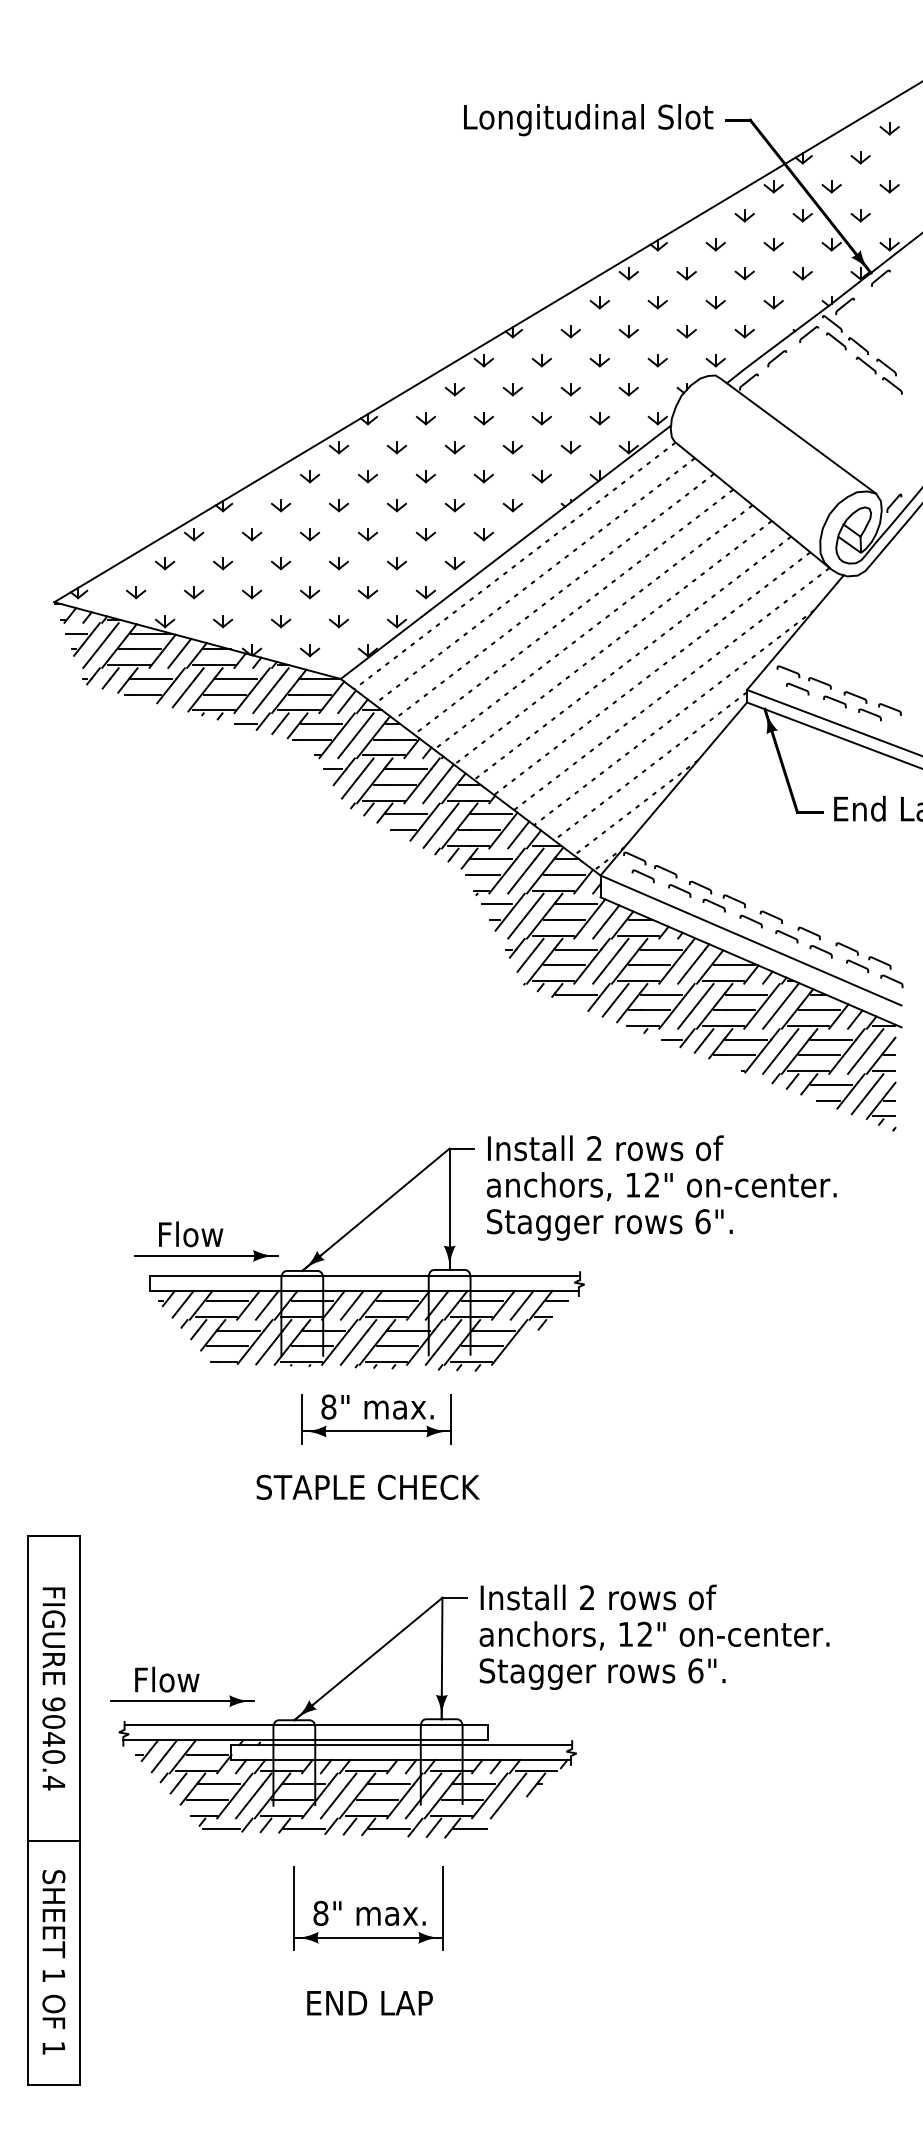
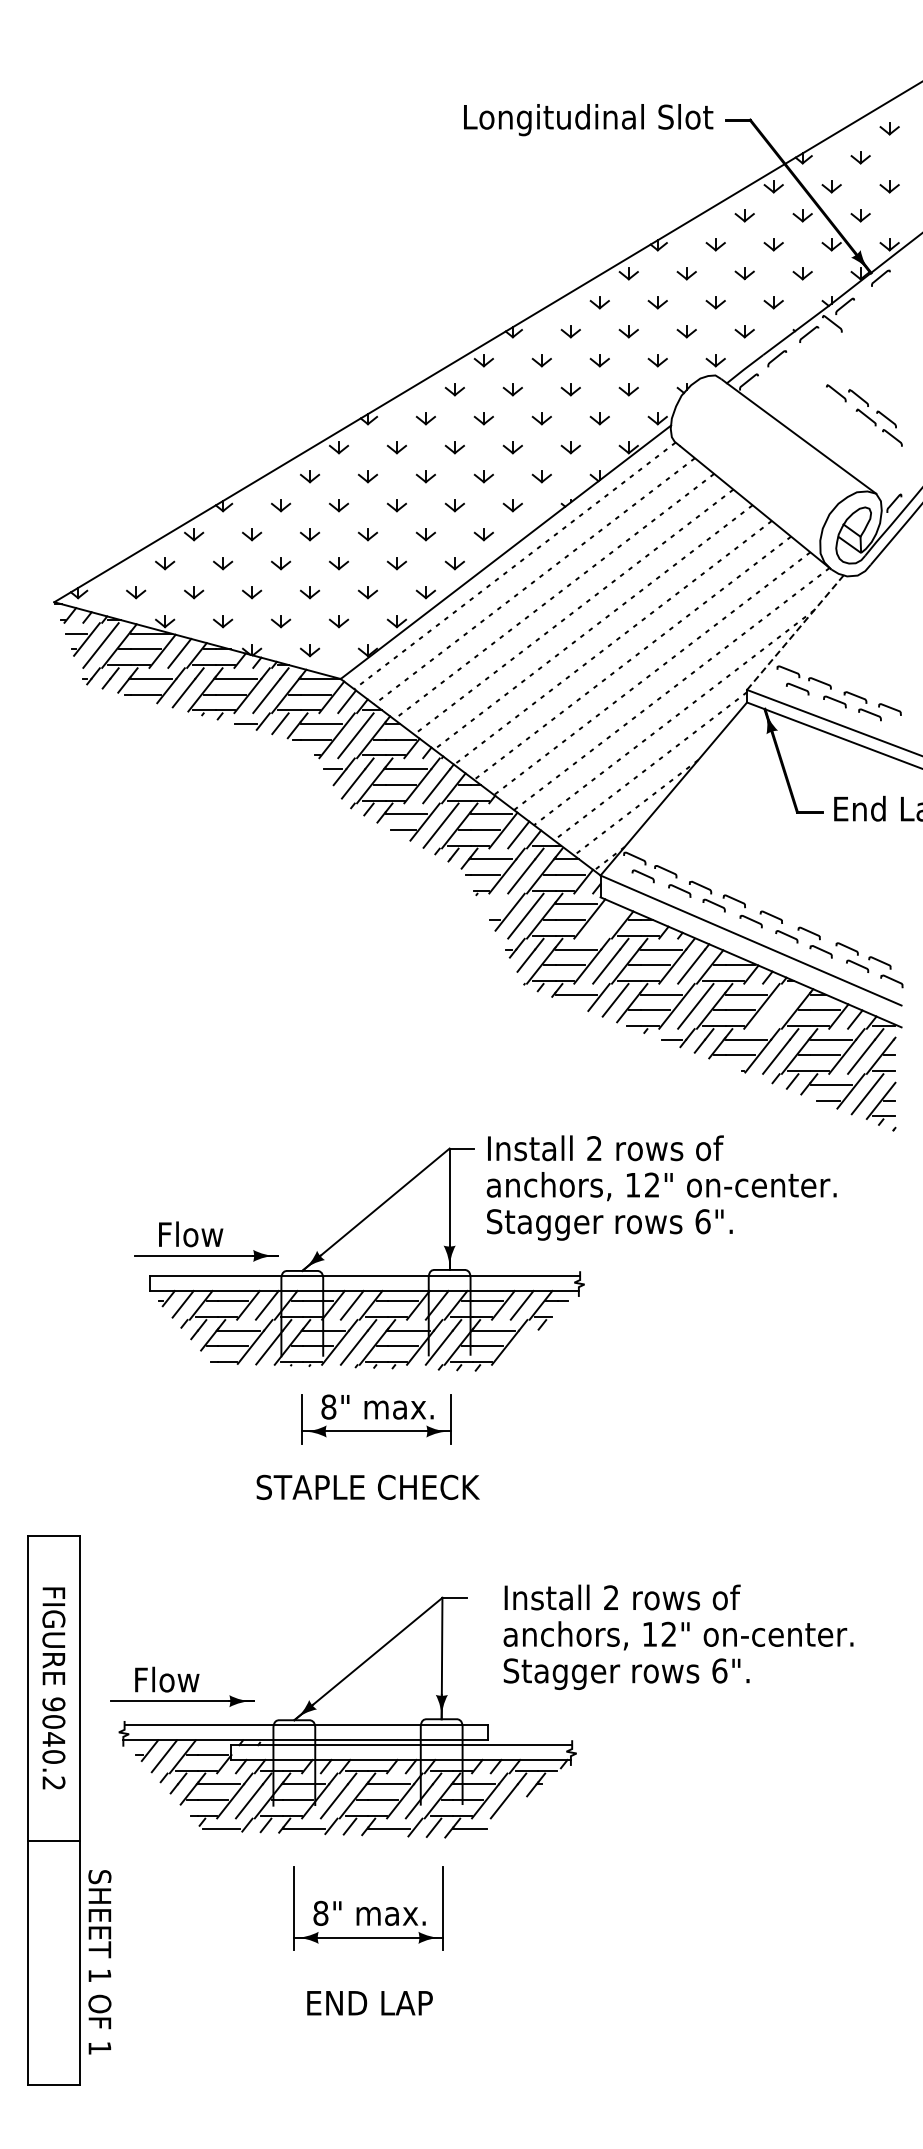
part position: (864, 363) -> (864, 415) (864, 415)
line: solid -> dashed (795, 632)
line: present -> none (496, 904)
line: present -> none (606, 921)
line: present -> none (780, 1006)
text position: (654, 1636) -> (678, 1636) (678, 1636)
text: 9040.4 -> 9040.2 (53, 1783)
text position: (53, 1962) -> (99, 1962) (99, 1962)
